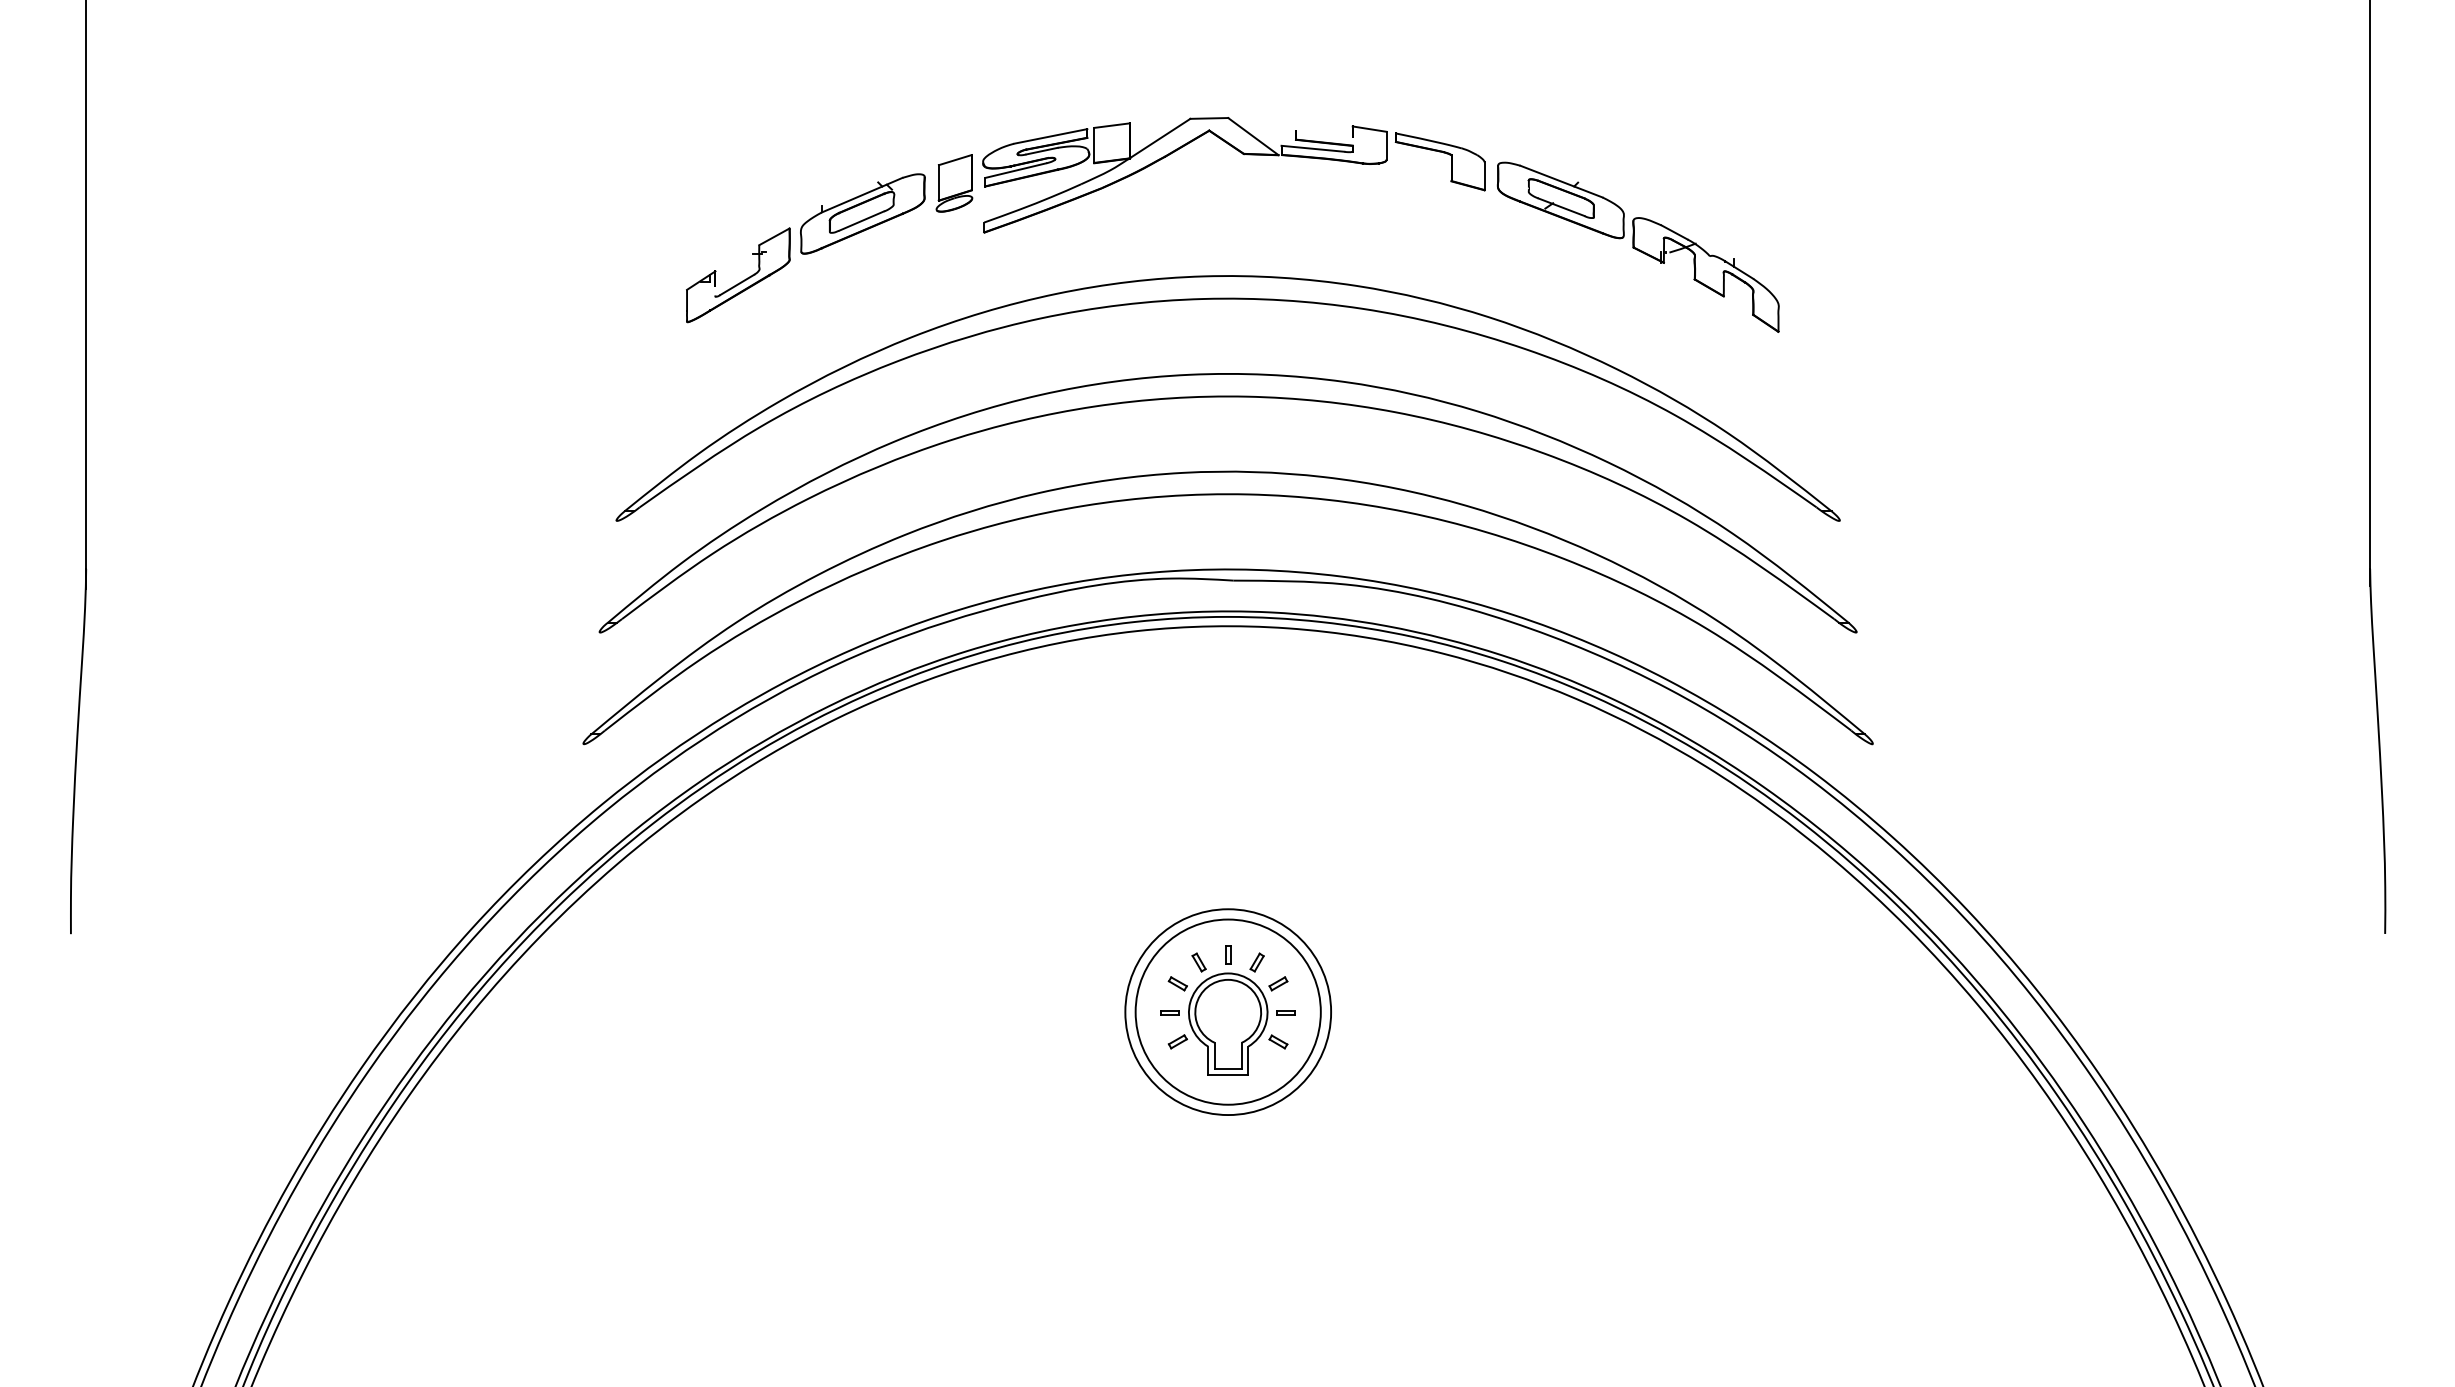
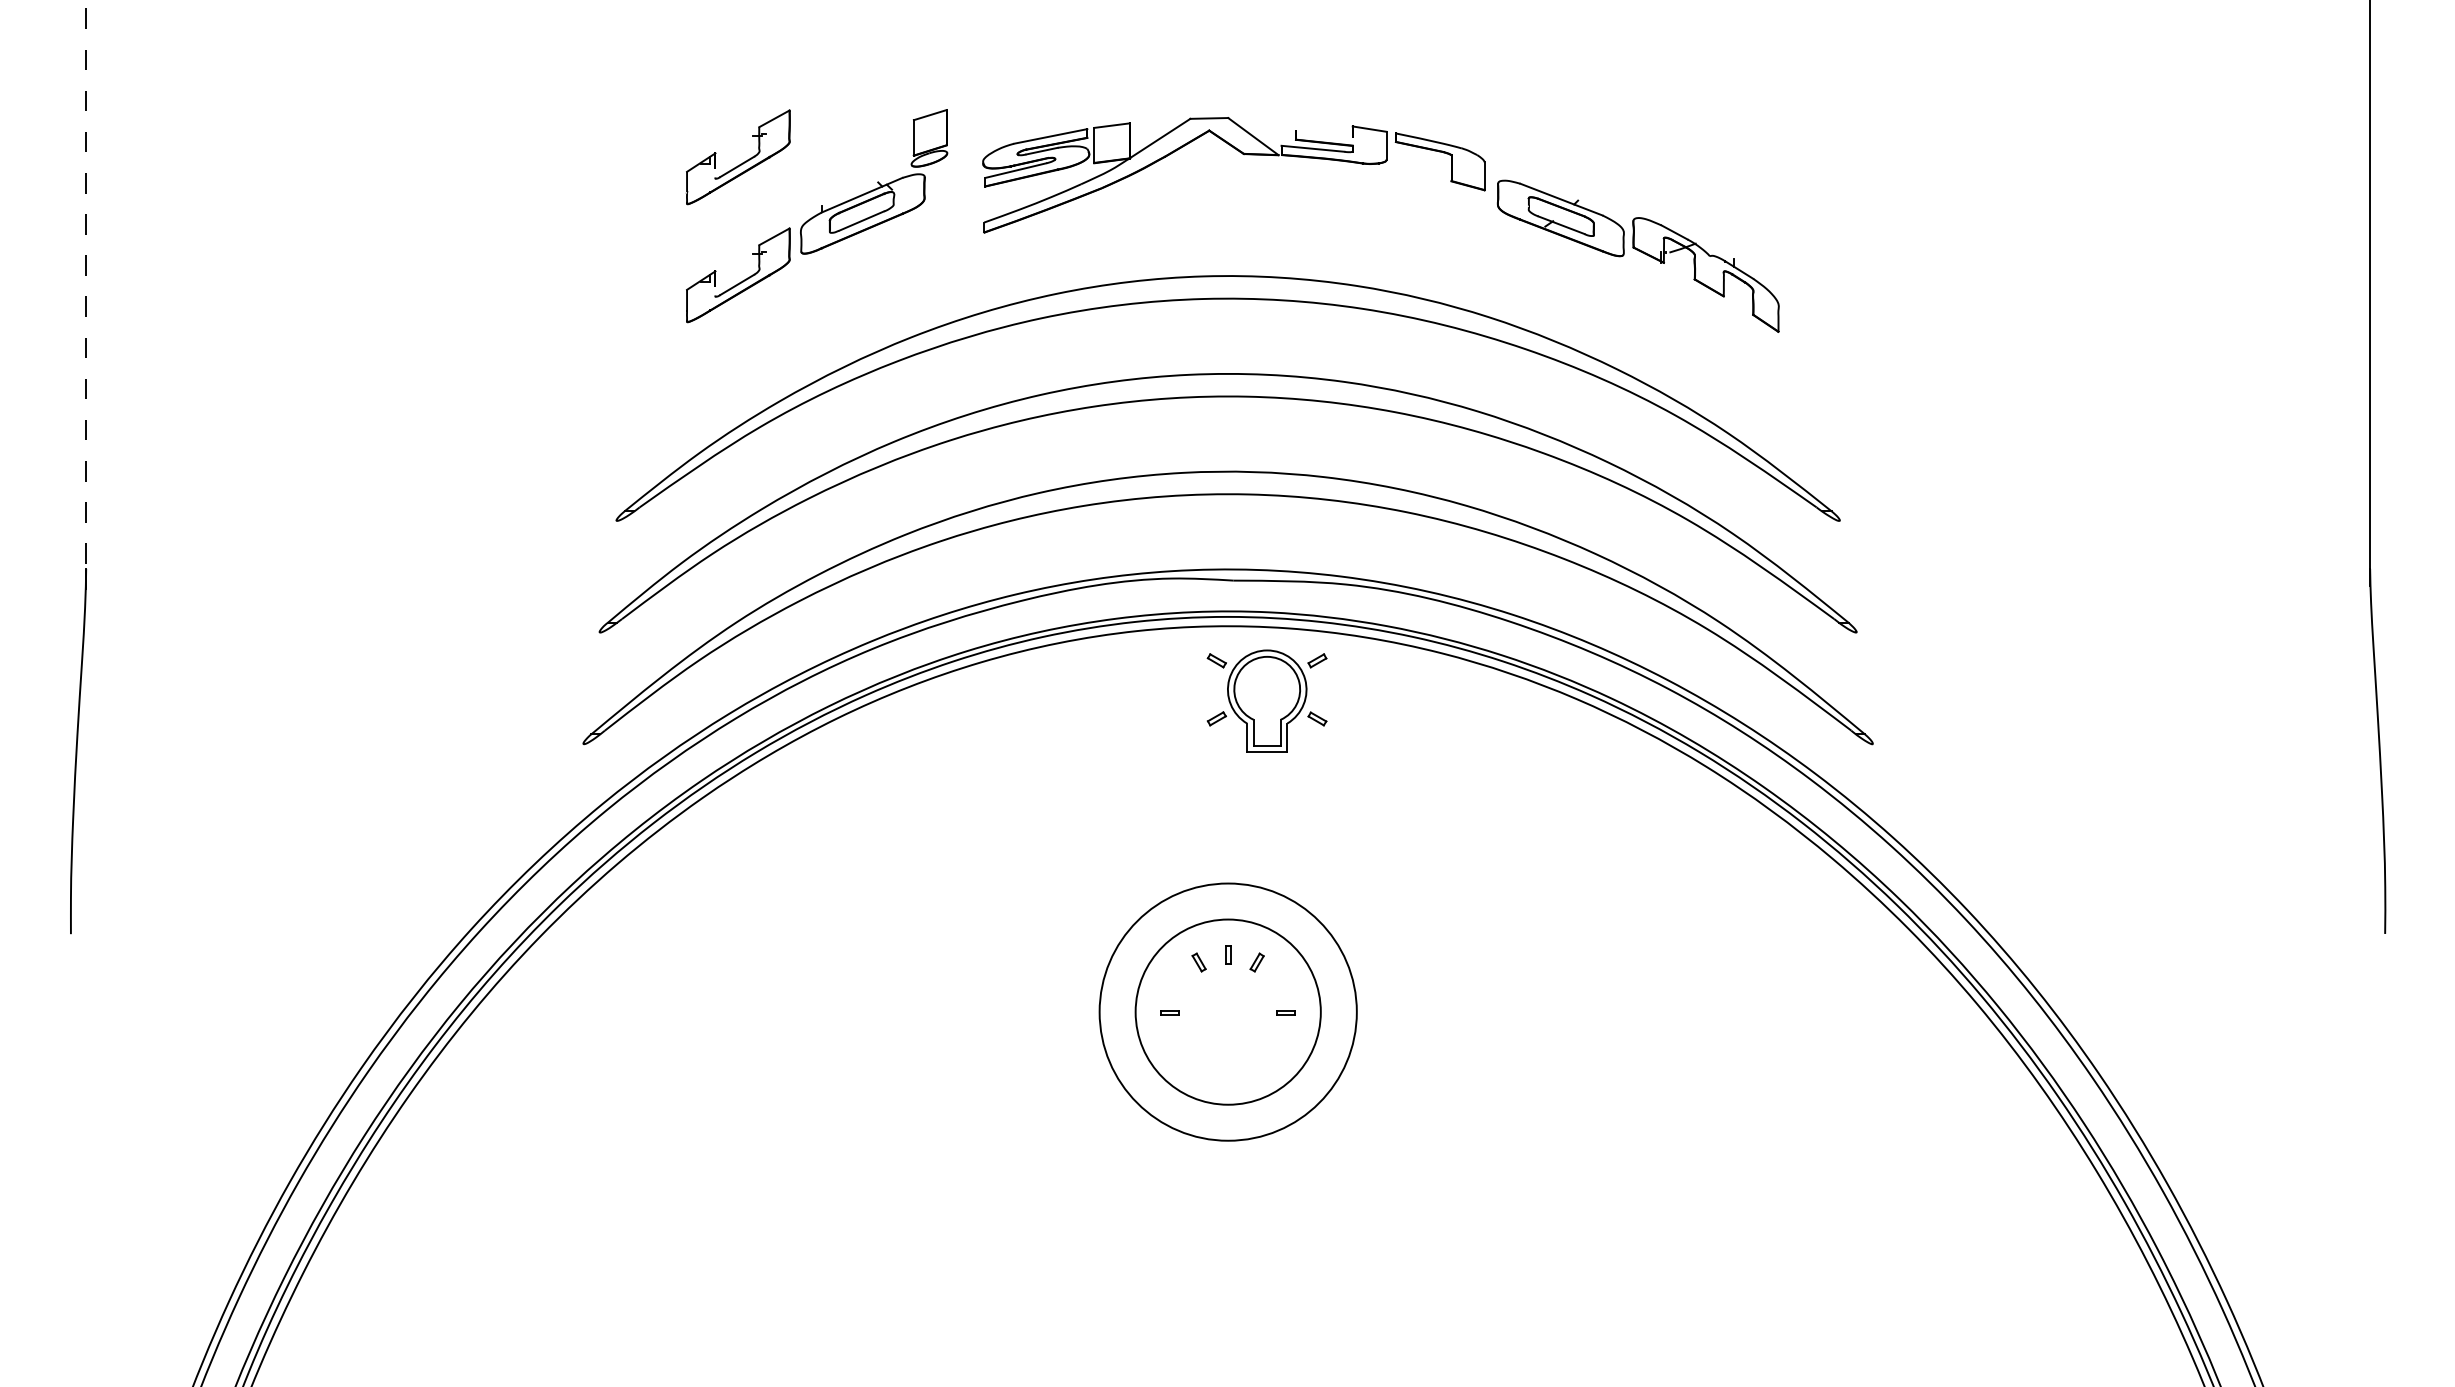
part: none -> present (740, 163)
part position: (954, 183) -> (929, 138) (929, 138)
part position: (1560, 200) -> (1560, 218) (1560, 218)
line: solid -> dashed (86, 284)
circle diameter: 206 px -> 257 px (1227, 1011)
part position: (1227, 1023) -> (1266, 700) (1266, 700)
